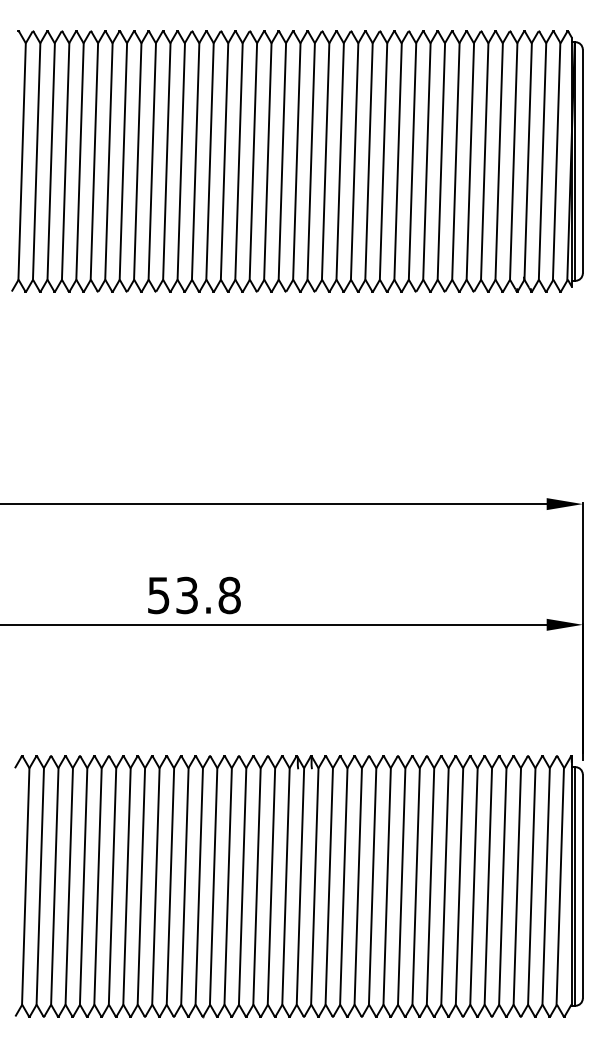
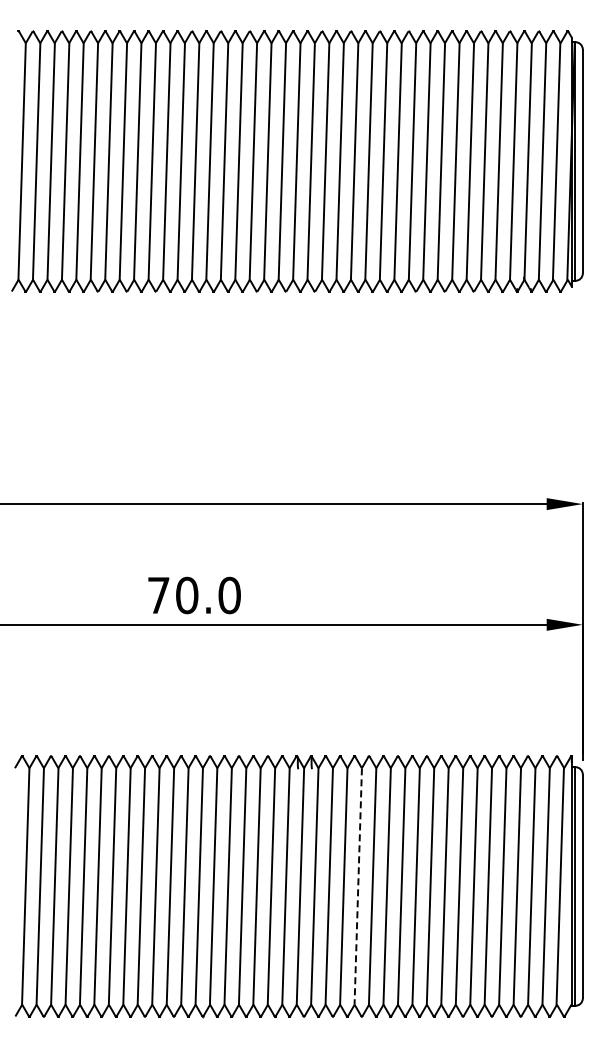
text: 53.8 -> 70.0 (194, 595)
line: solid -> dashed (358, 886)
